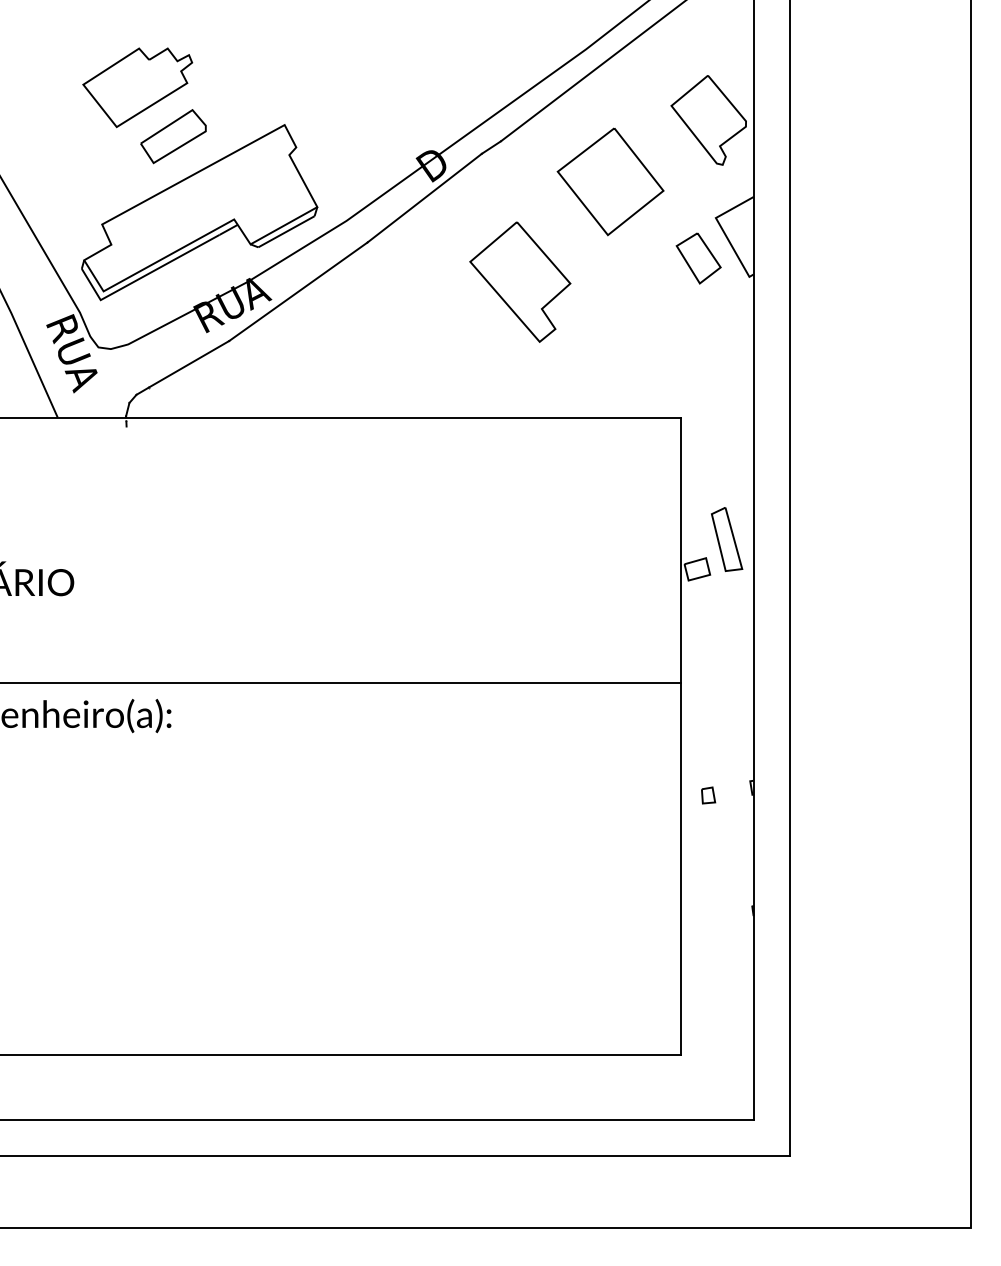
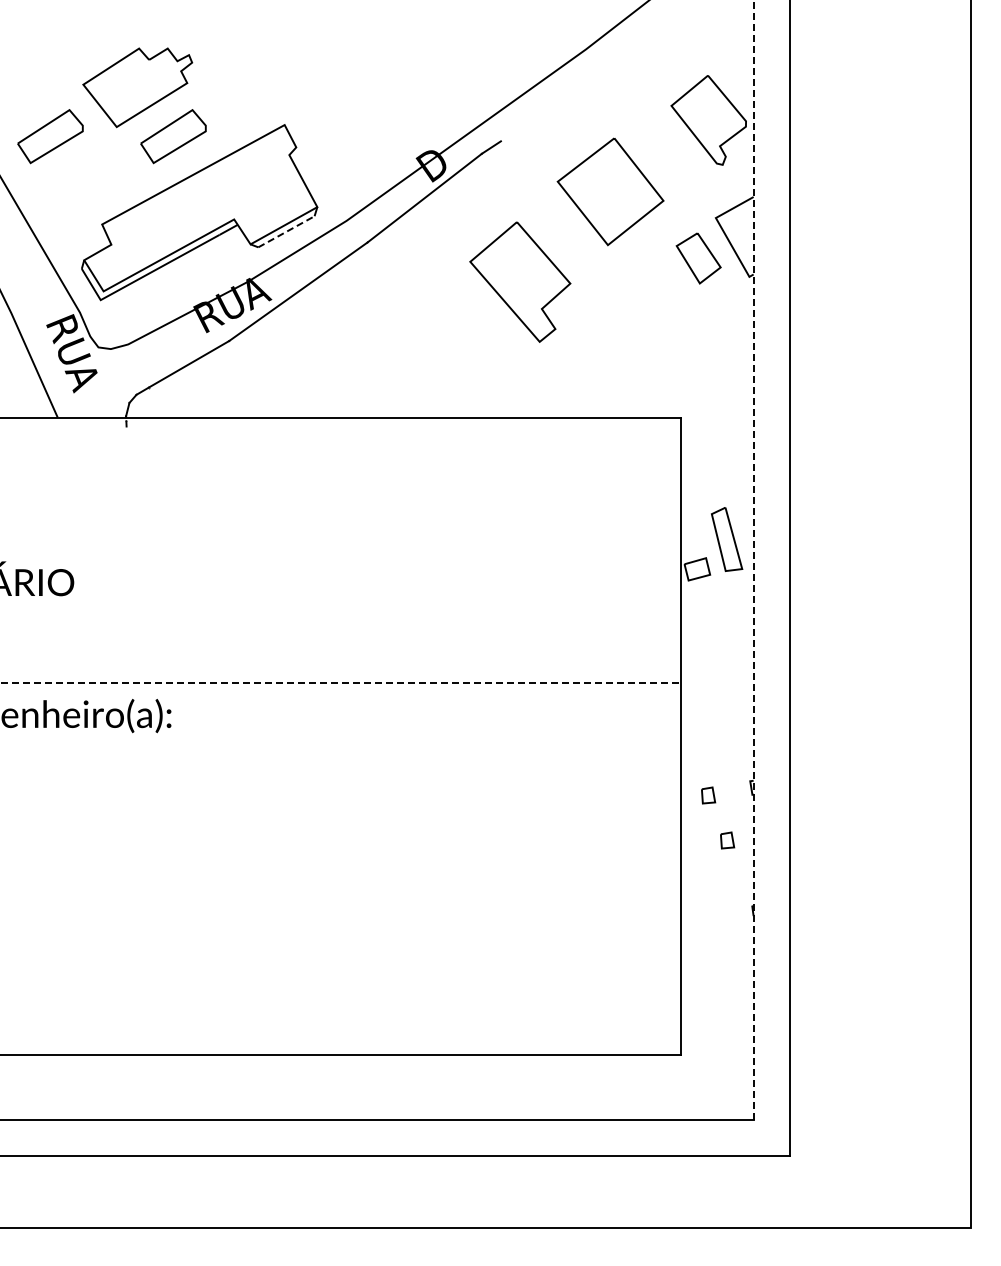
line: present -> none (591, 71)
part: none -> present (50, 136)
part position: (610, 181) -> (610, 191) (610, 191)
line: solid -> dashed (286, 231)
line: solid -> dashed (753, 560)
line: solid -> dashed (341, 682)
part: none -> present (727, 840)
